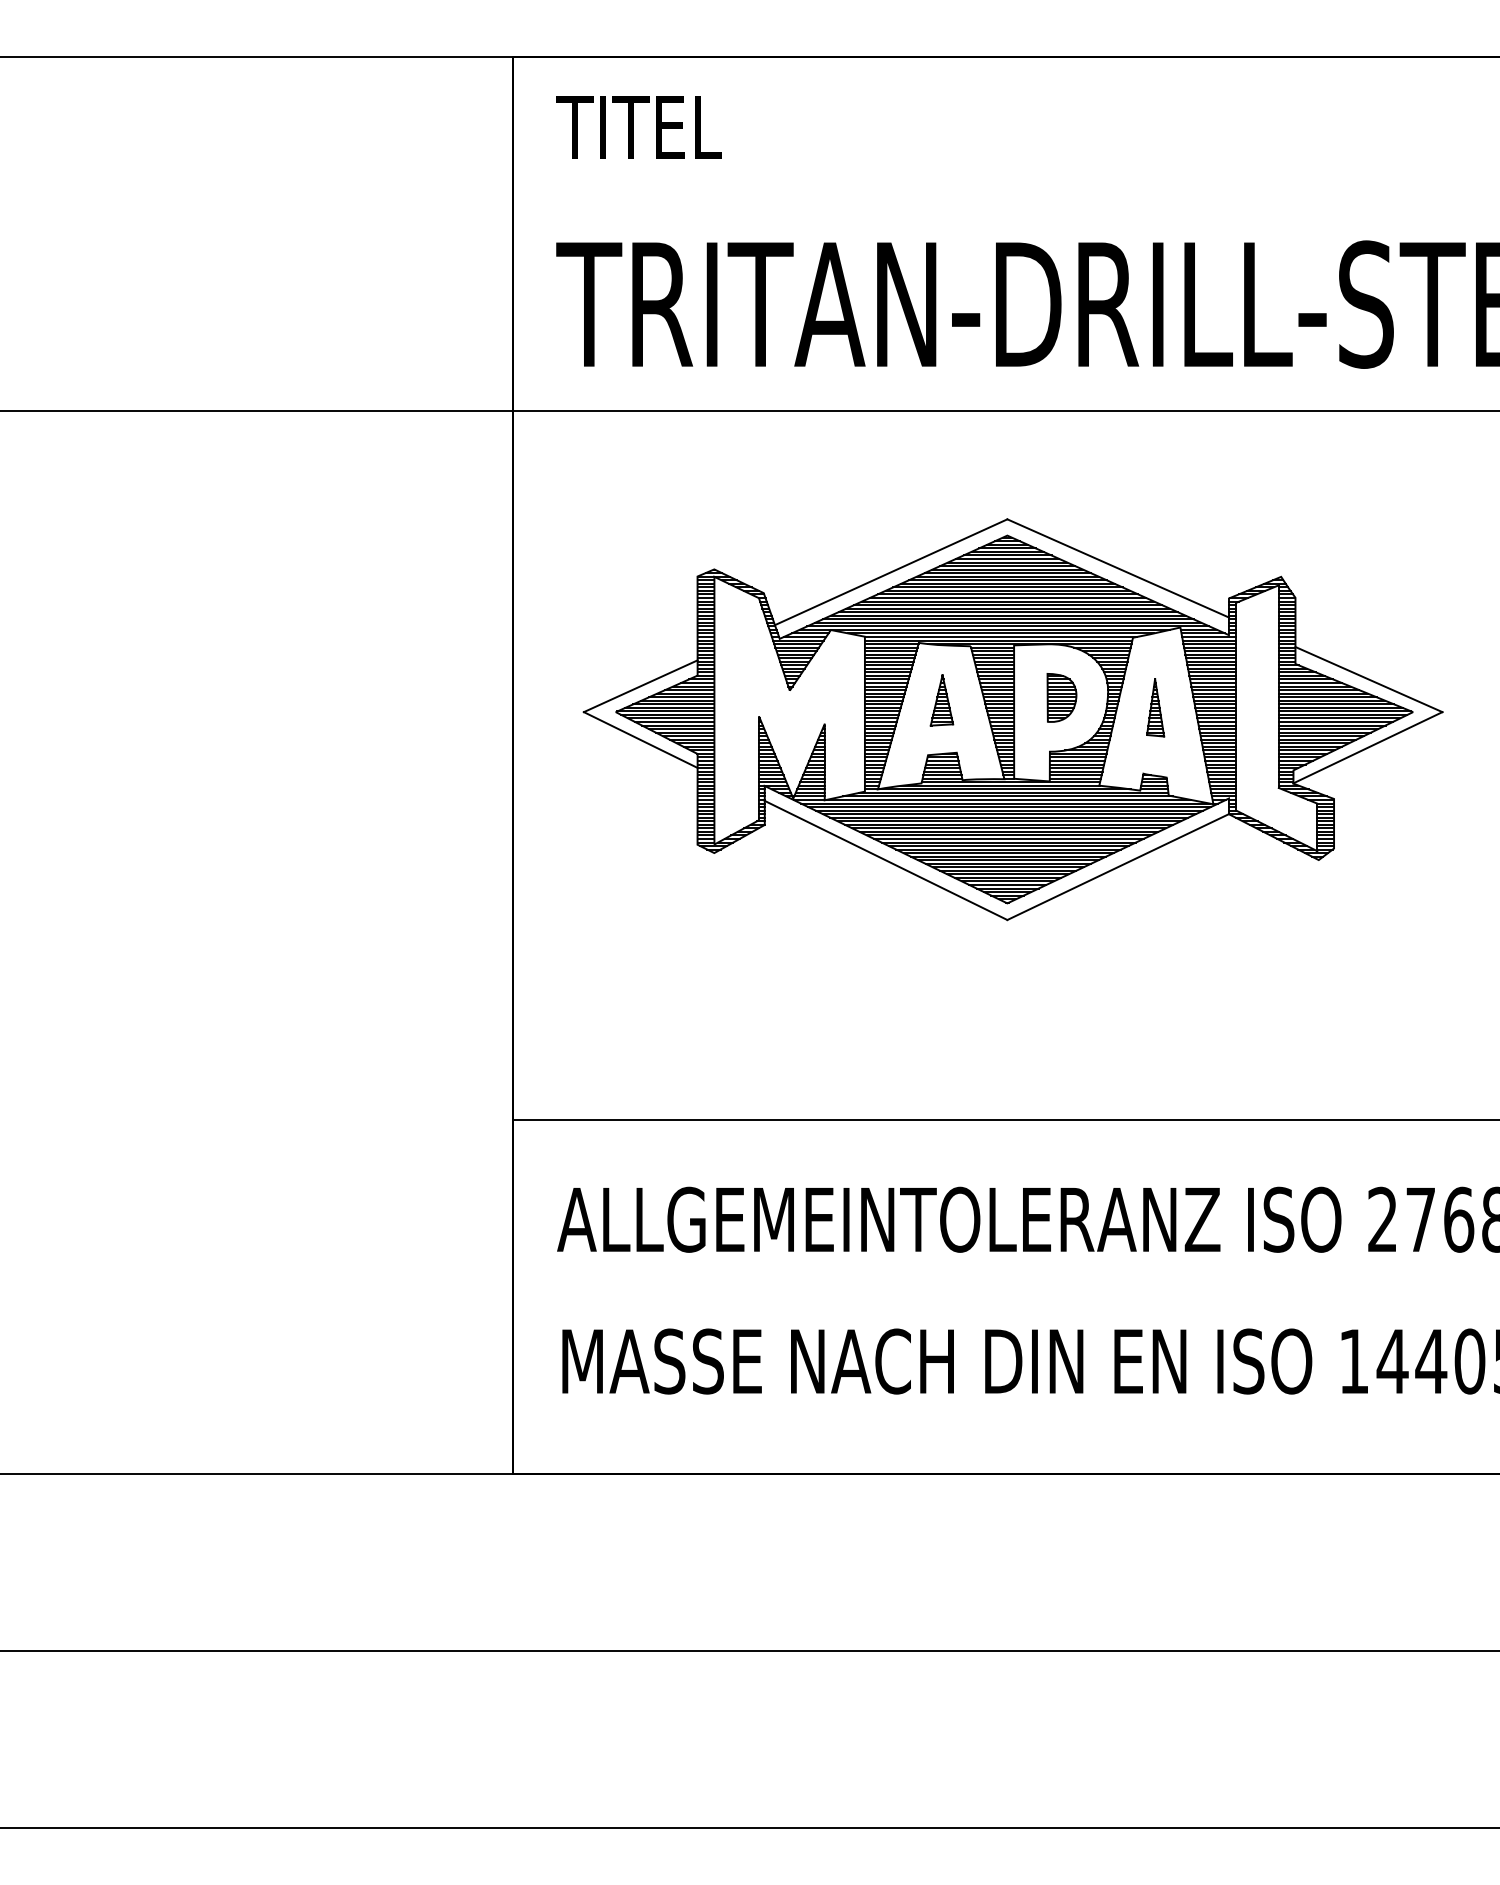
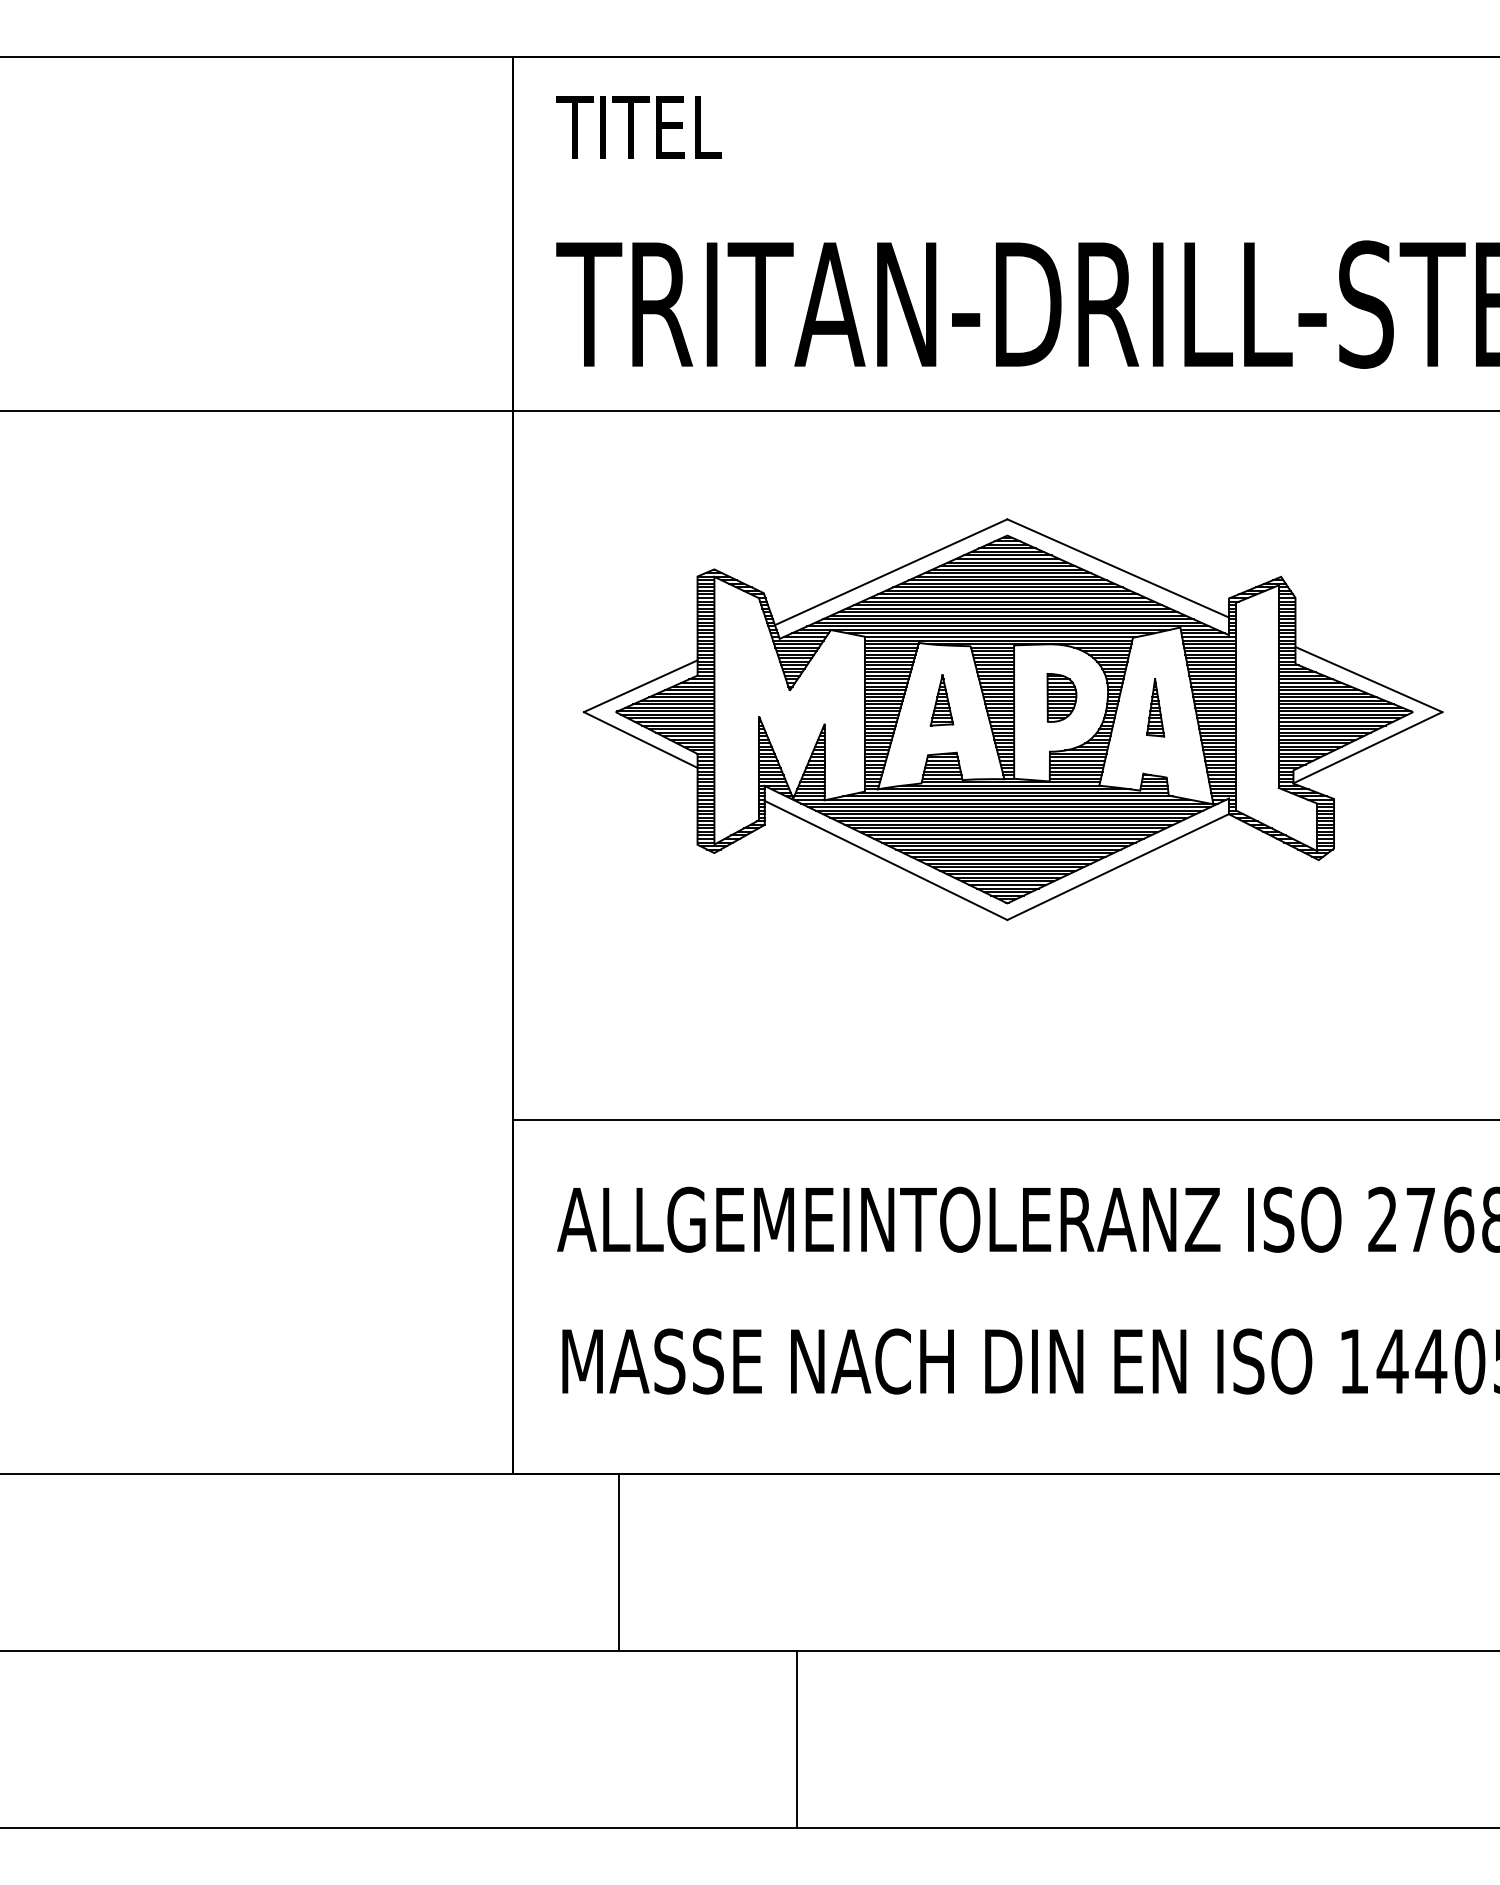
line: none -> present (619, 1562)
line: none -> present (796, 1739)
